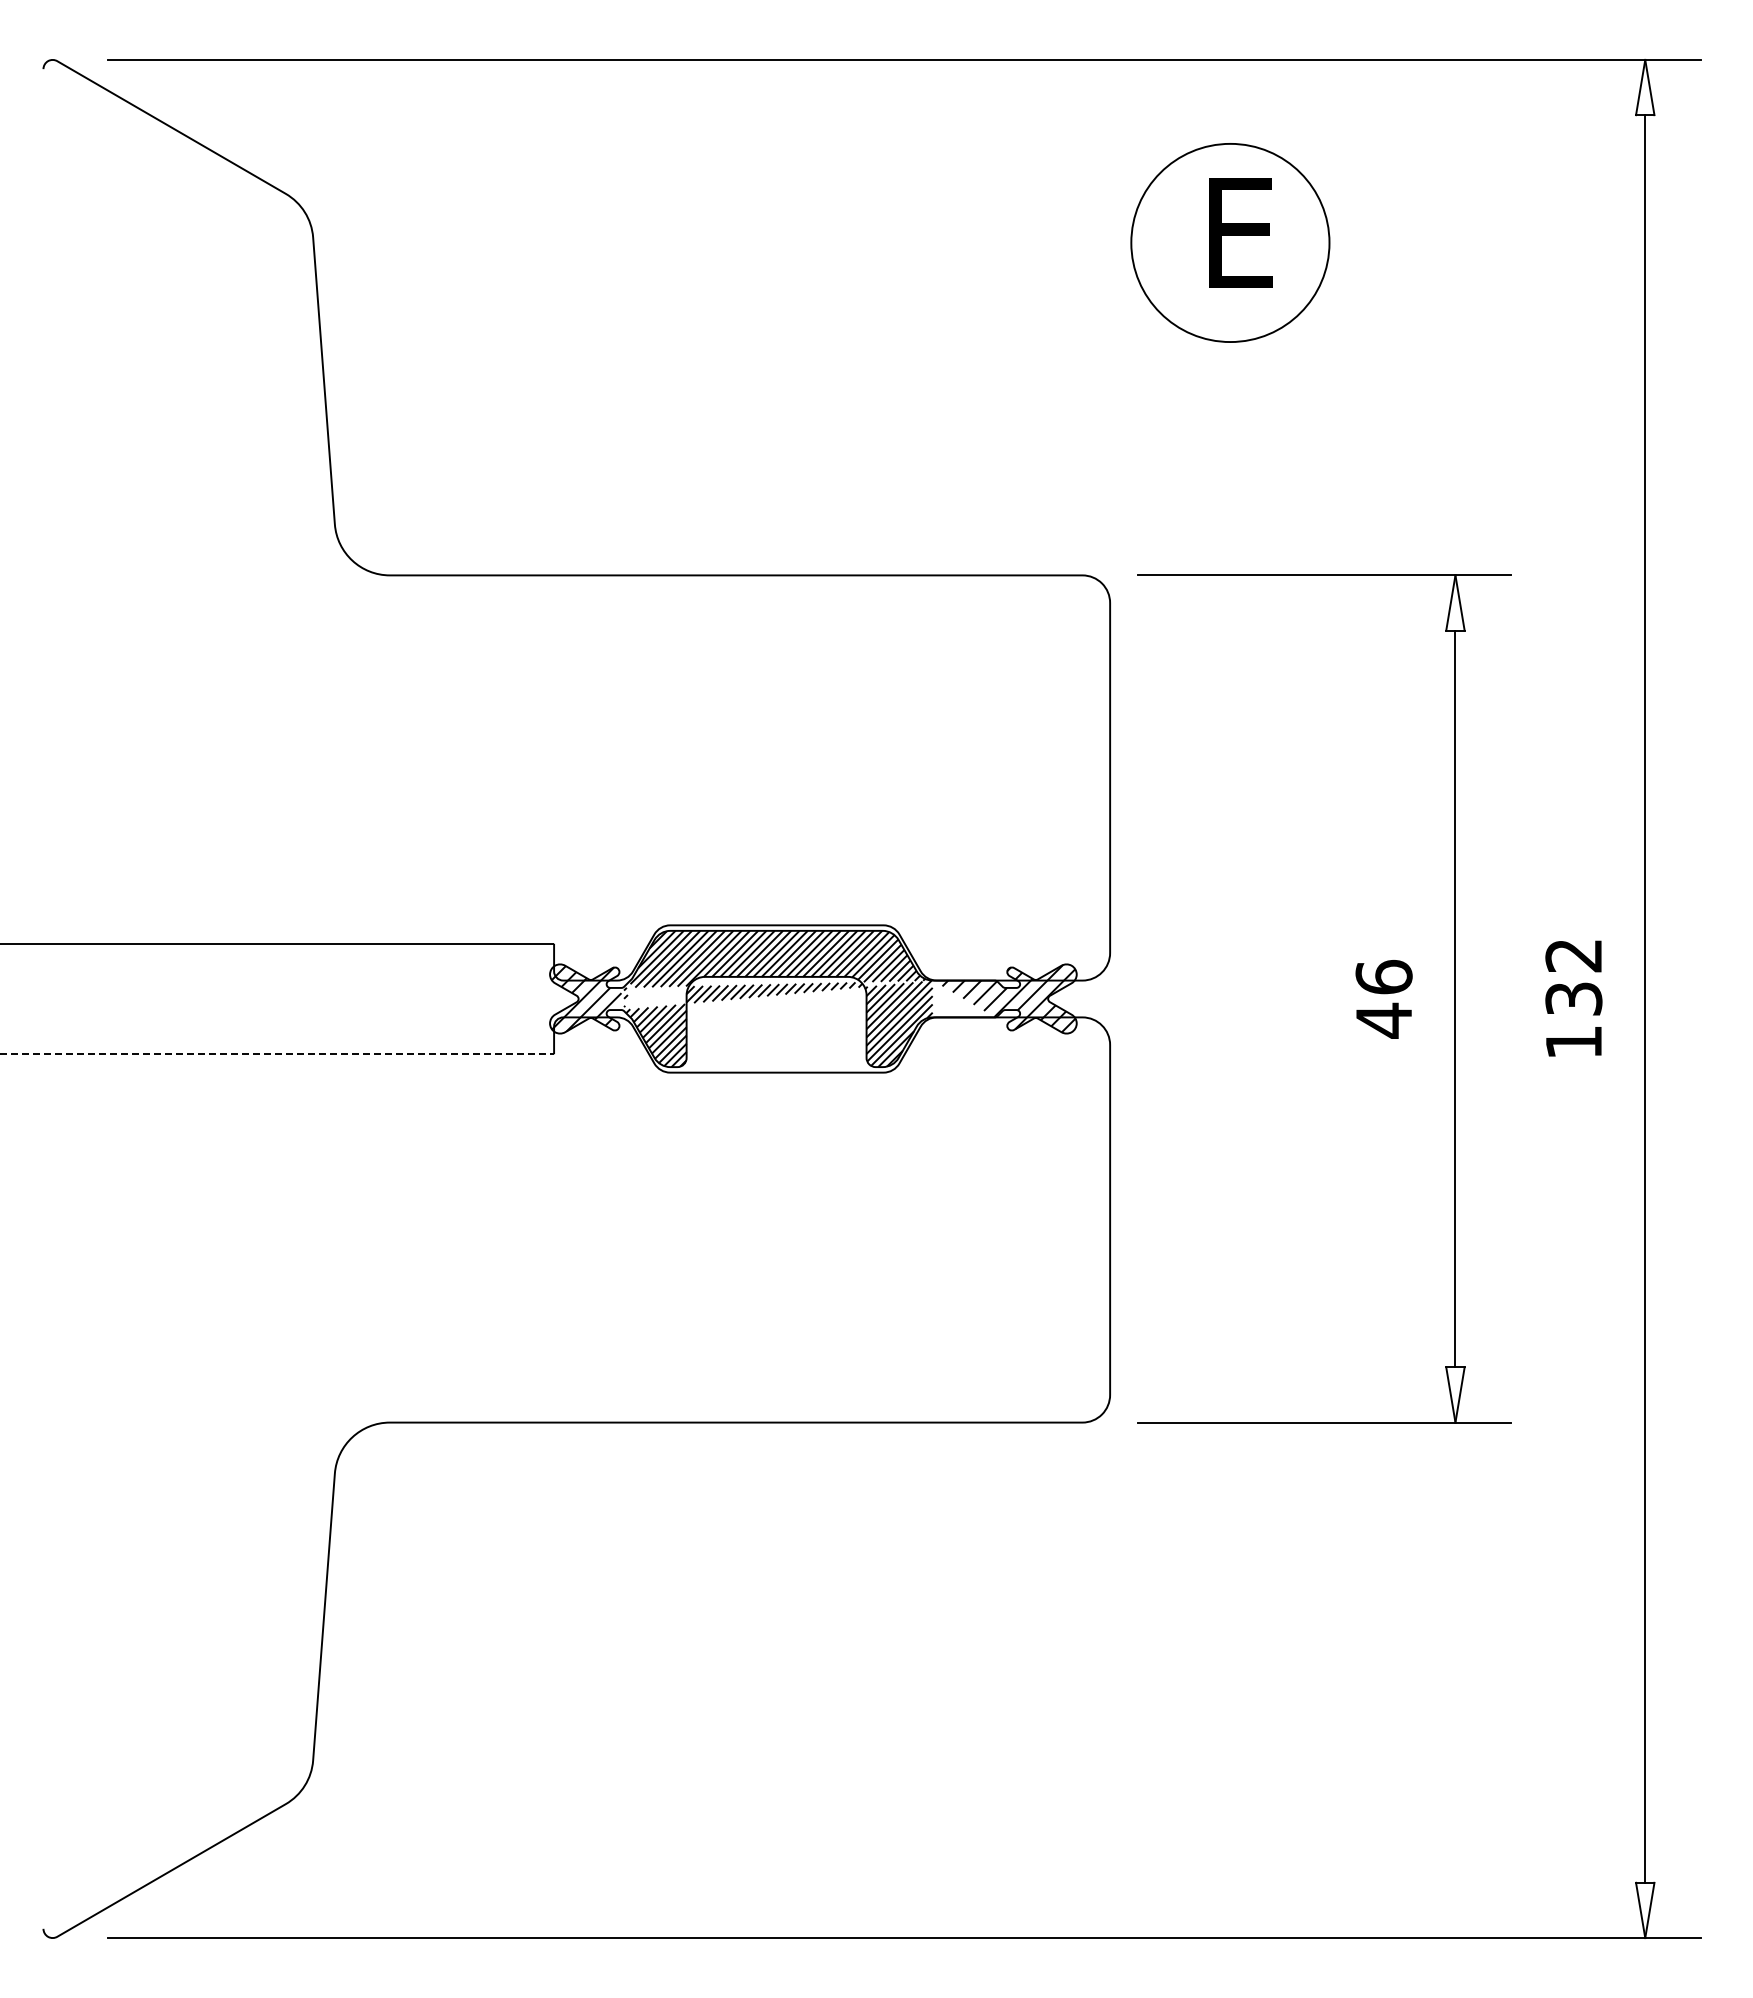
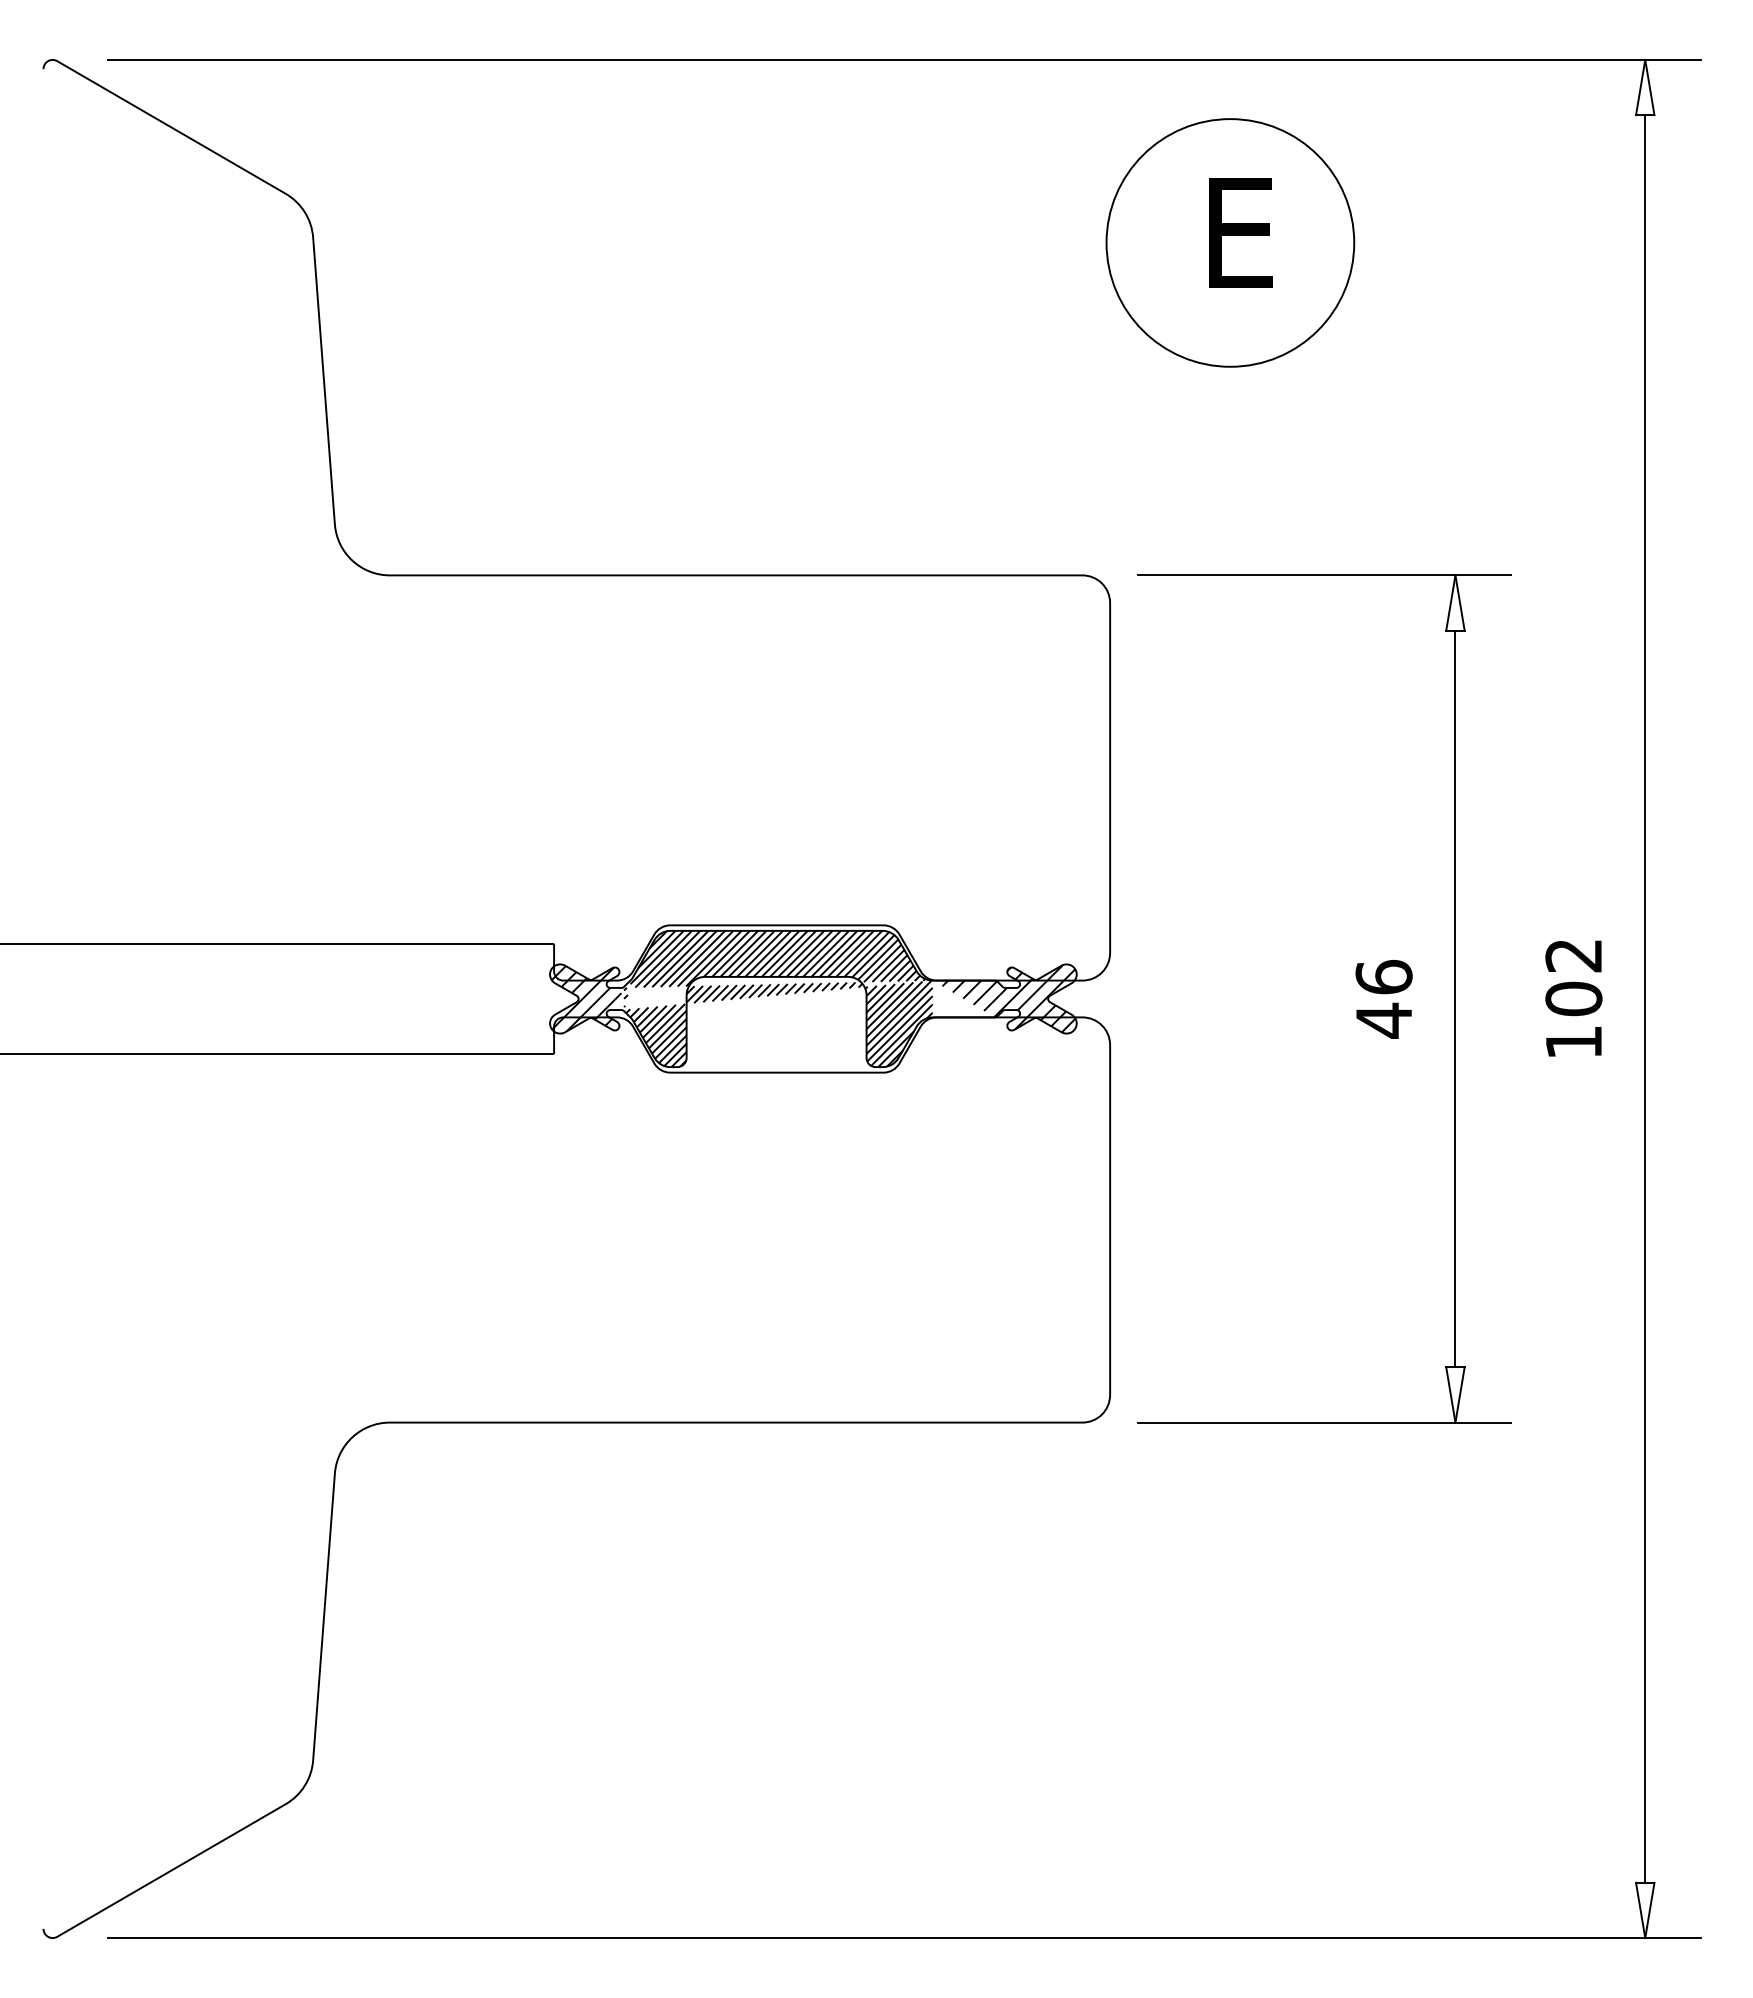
circle size: 201x200 px -> 251x250 px (1230, 242)
text: 132 -> 102 (1573, 998)
line: dashed -> solid (277, 1054)
